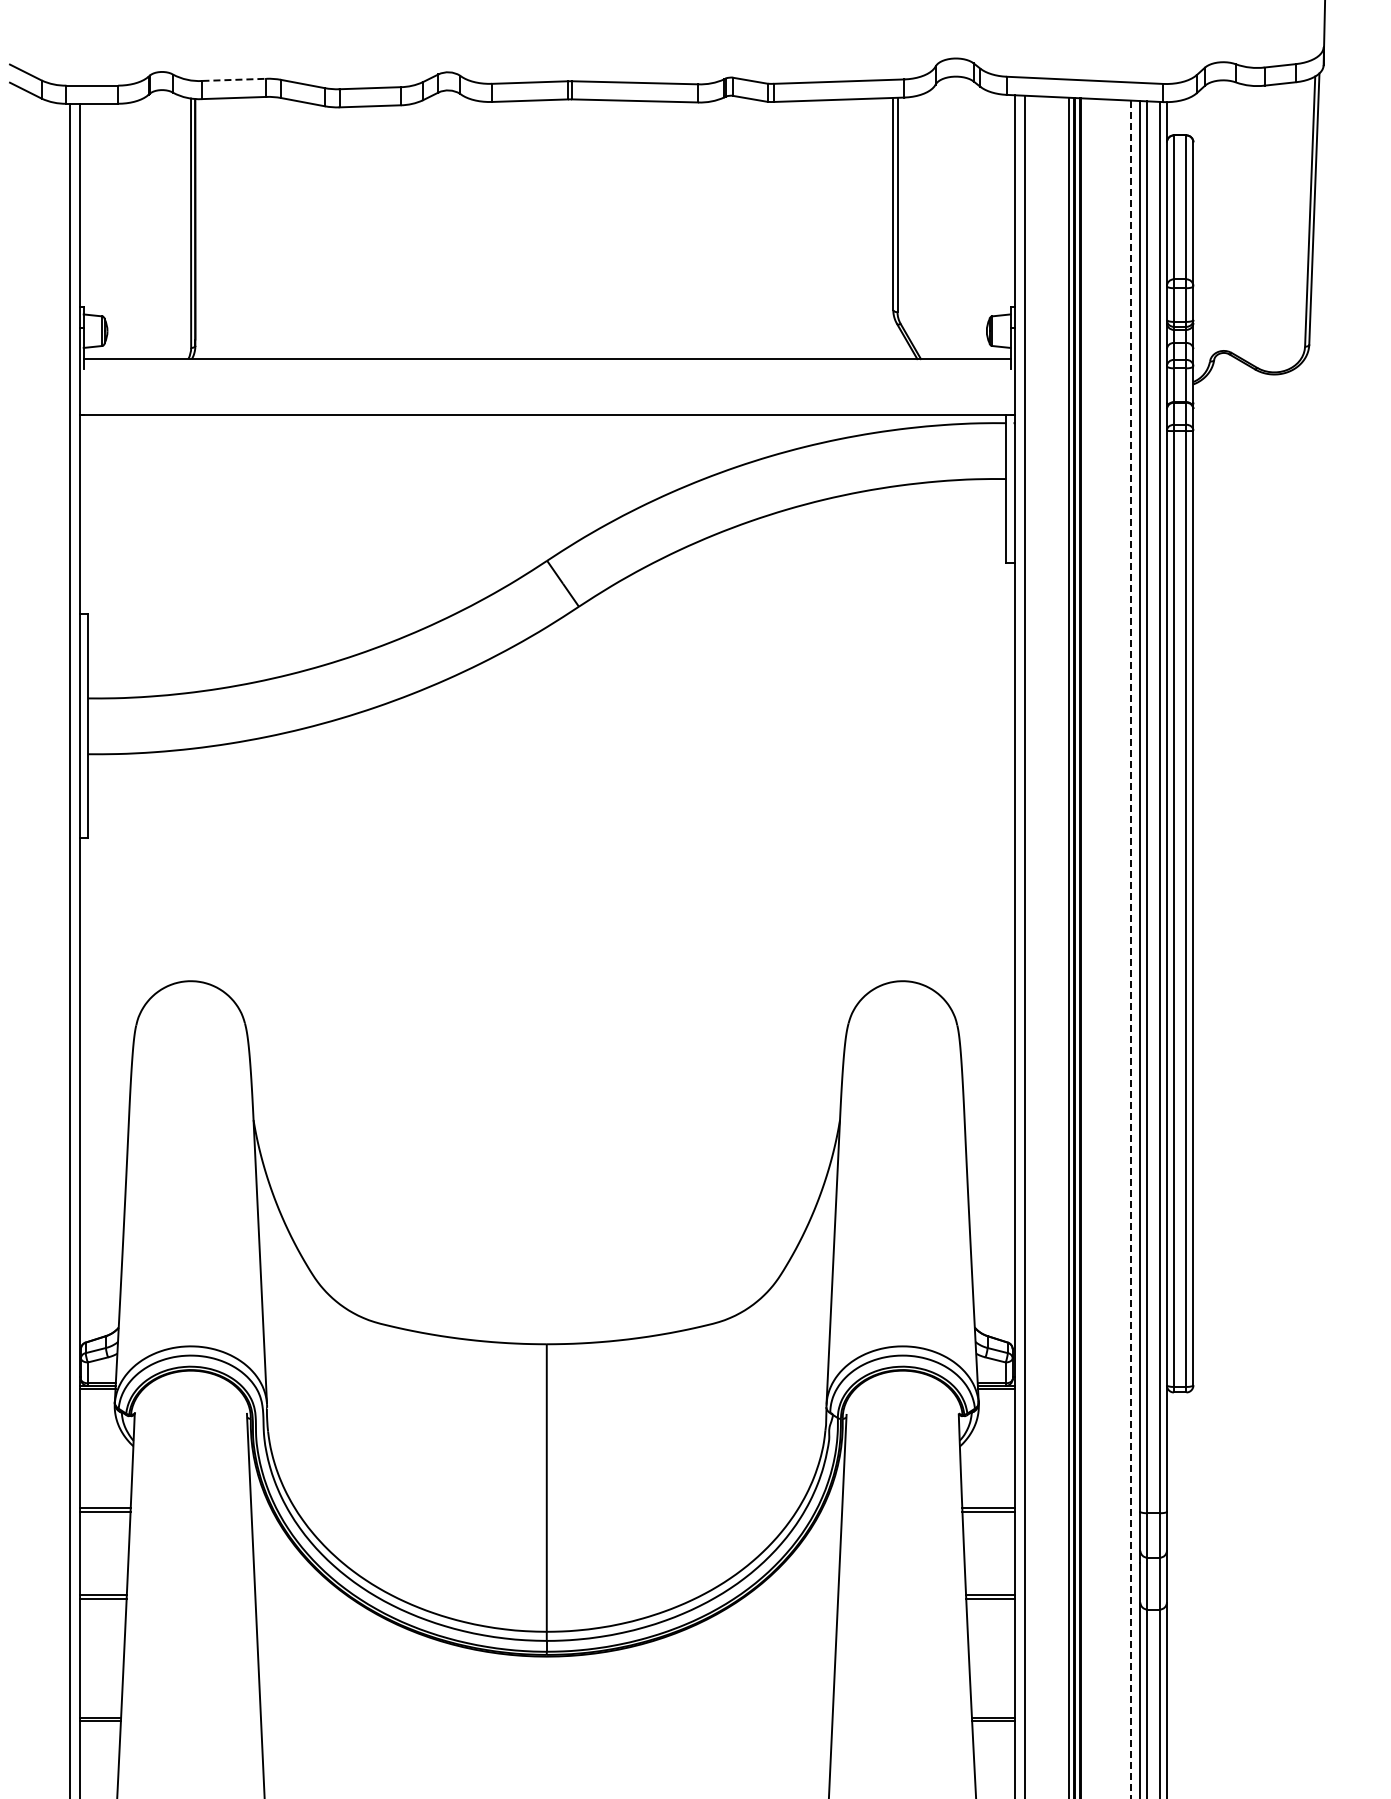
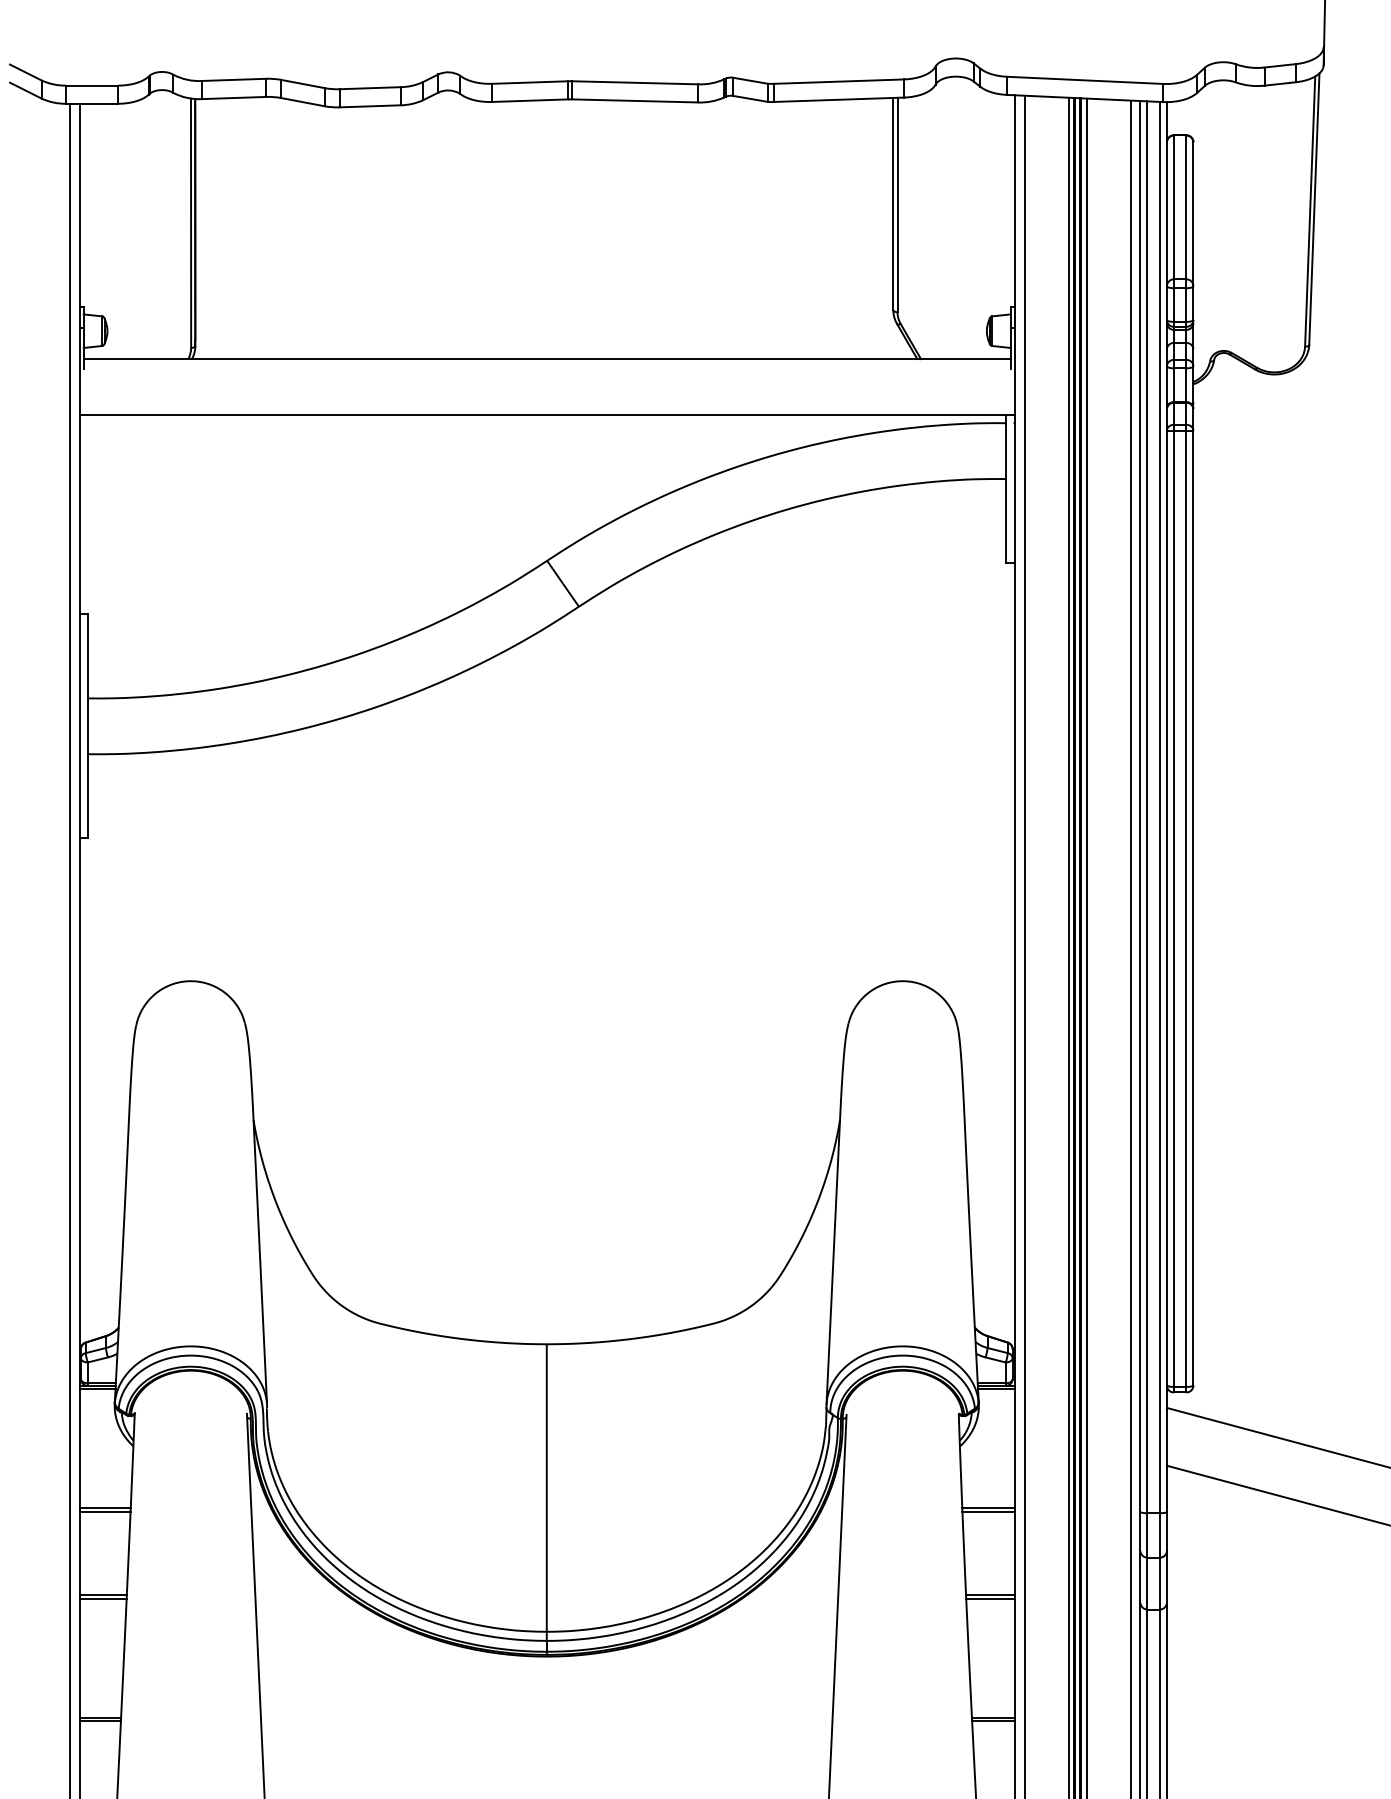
line: dashed -> solid (234, 79)
line: none -> present (1086, 946)
line: dashed -> solid (1130, 949)
line: none -> present (1276, 1436)
line: none -> present (1276, 1494)
